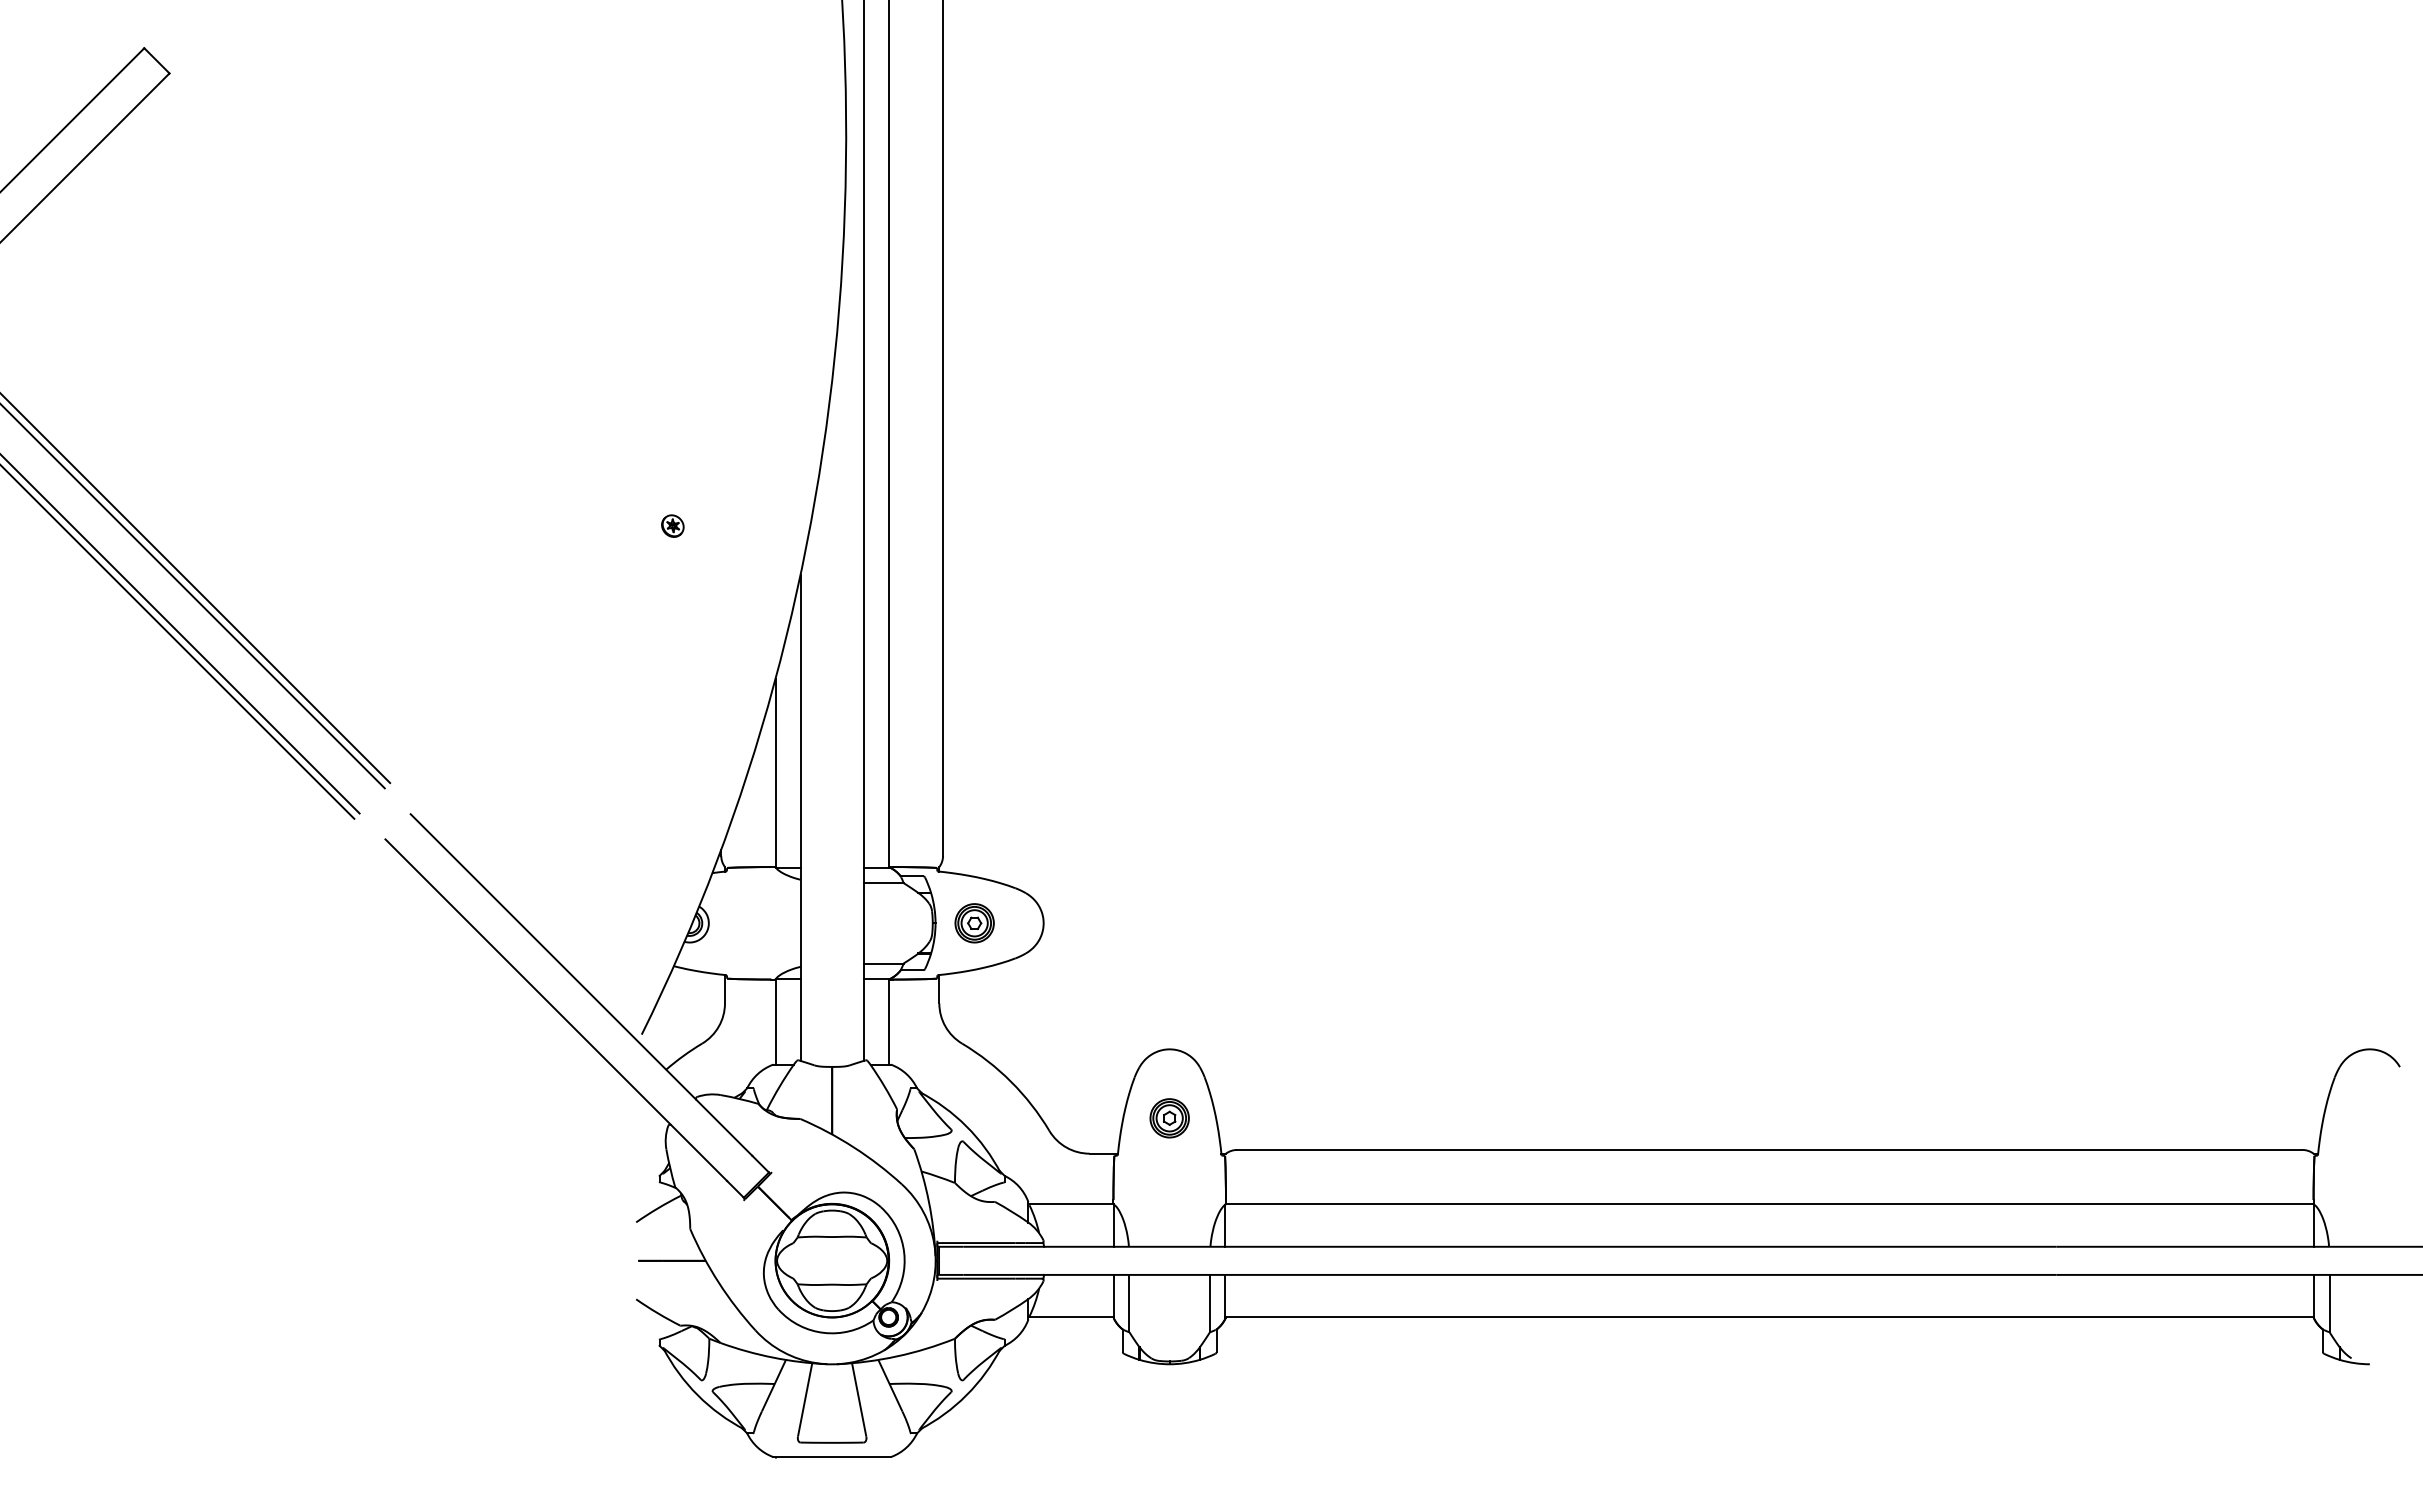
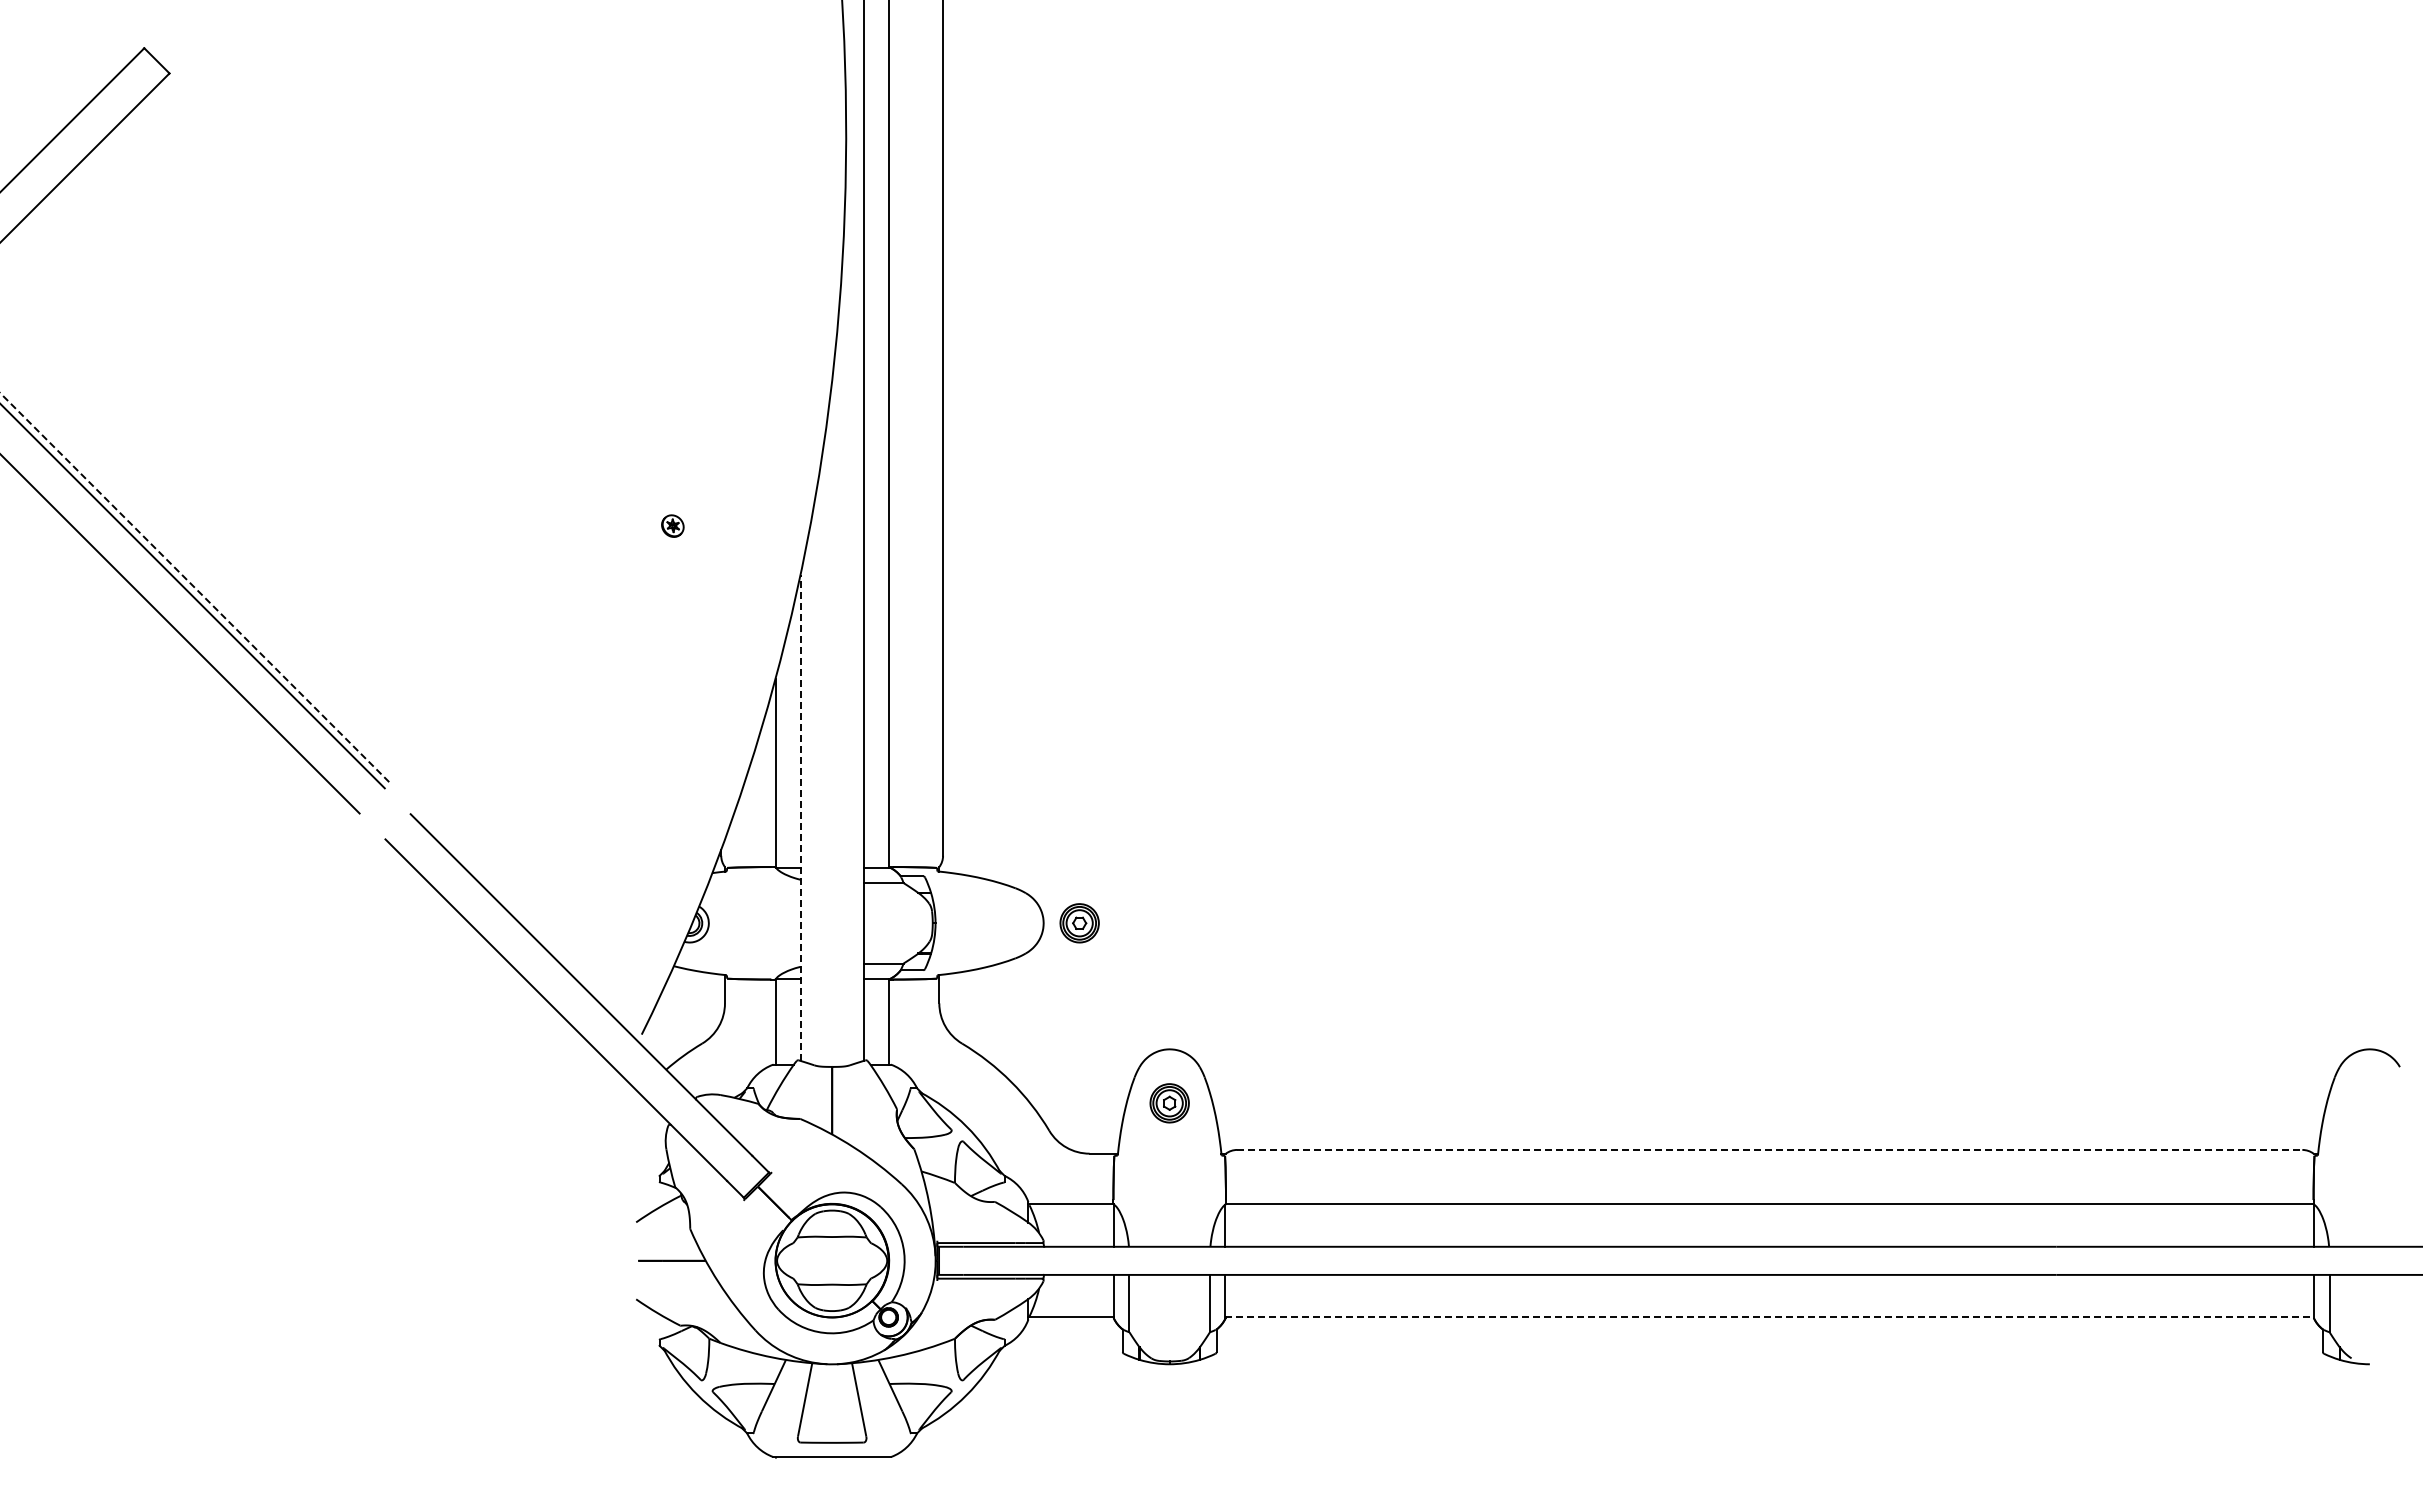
line: solid -> dashed (195, 588)
line: present -> none (178, 642)
line: solid -> dashed (800, 817)
part position: (974, 923) -> (1079, 923) (1079, 923)
part position: (1169, 1118) -> (1169, 1103) (1169, 1103)
line: solid -> dashed (1769, 1149)
line: solid -> dashed (1770, 1317)
